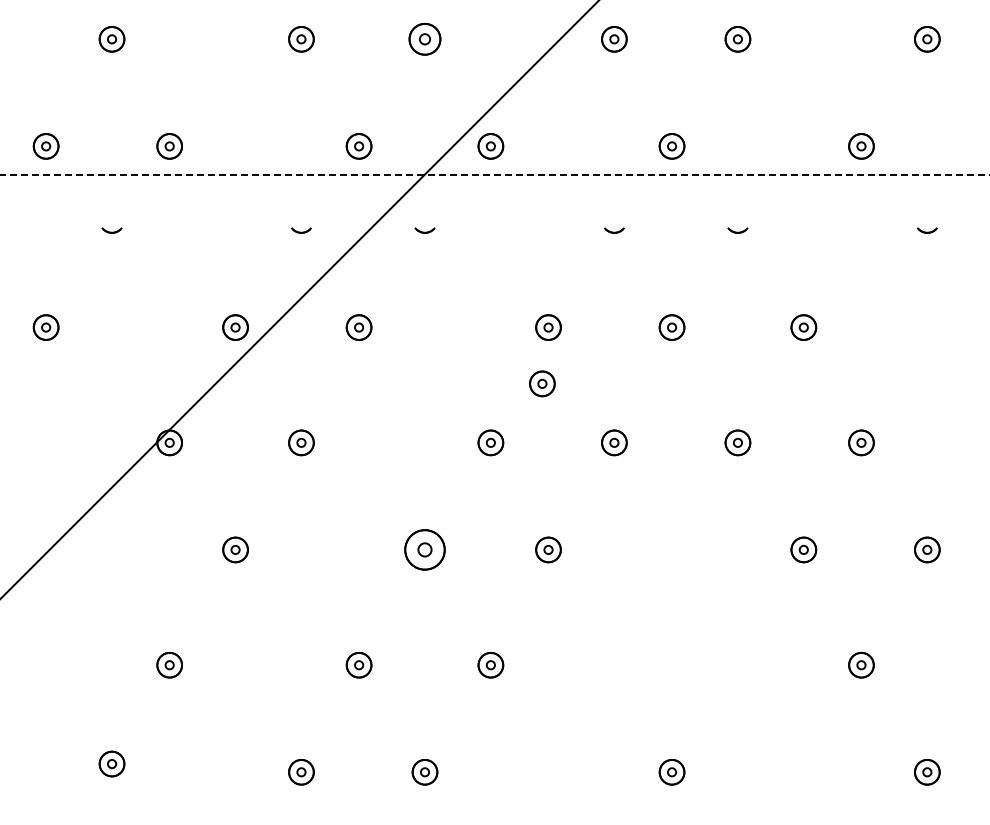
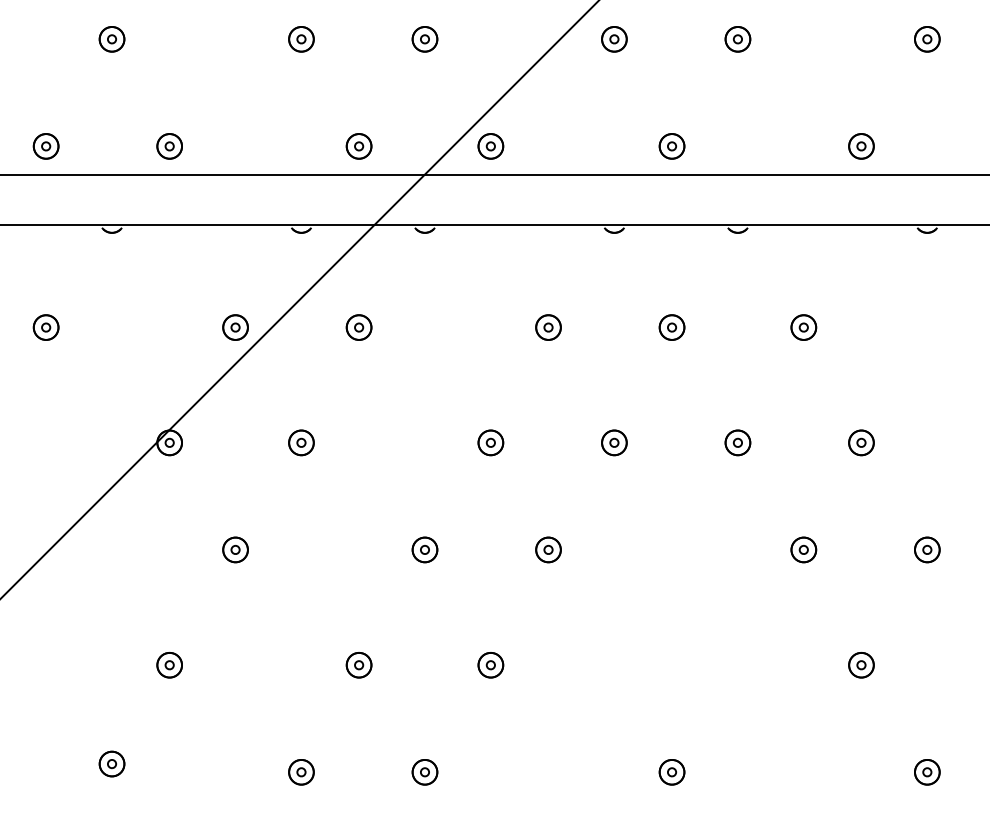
part size: 34x34 px -> 28x27 px (424, 39)
line: dashed -> solid (495, 175)
line: none -> present (494, 224)
part: present -> none (542, 383)
part size: 42x42 px -> 28x28 px (424, 549)
